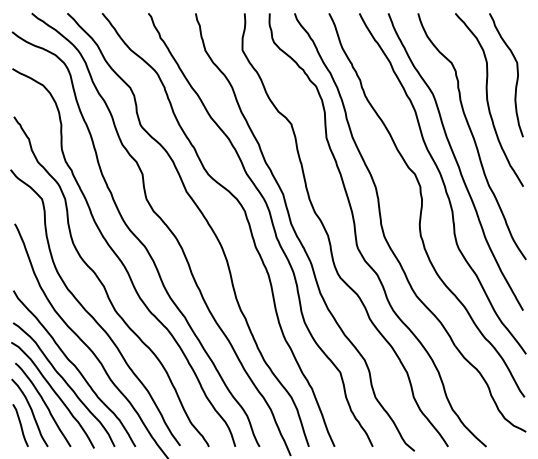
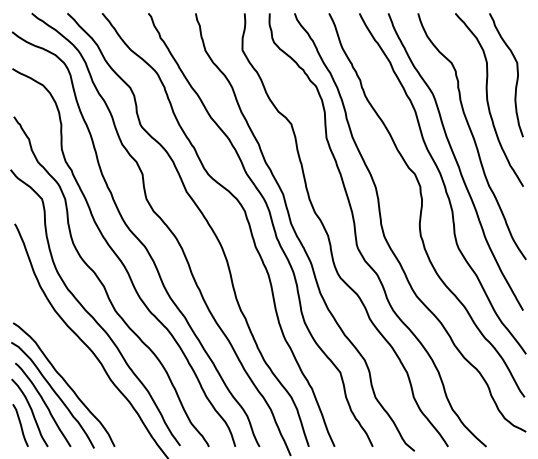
curve: present -> none (74, 367)
